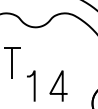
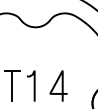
part position: (12, 62) -> (12, 85) (12, 85)
